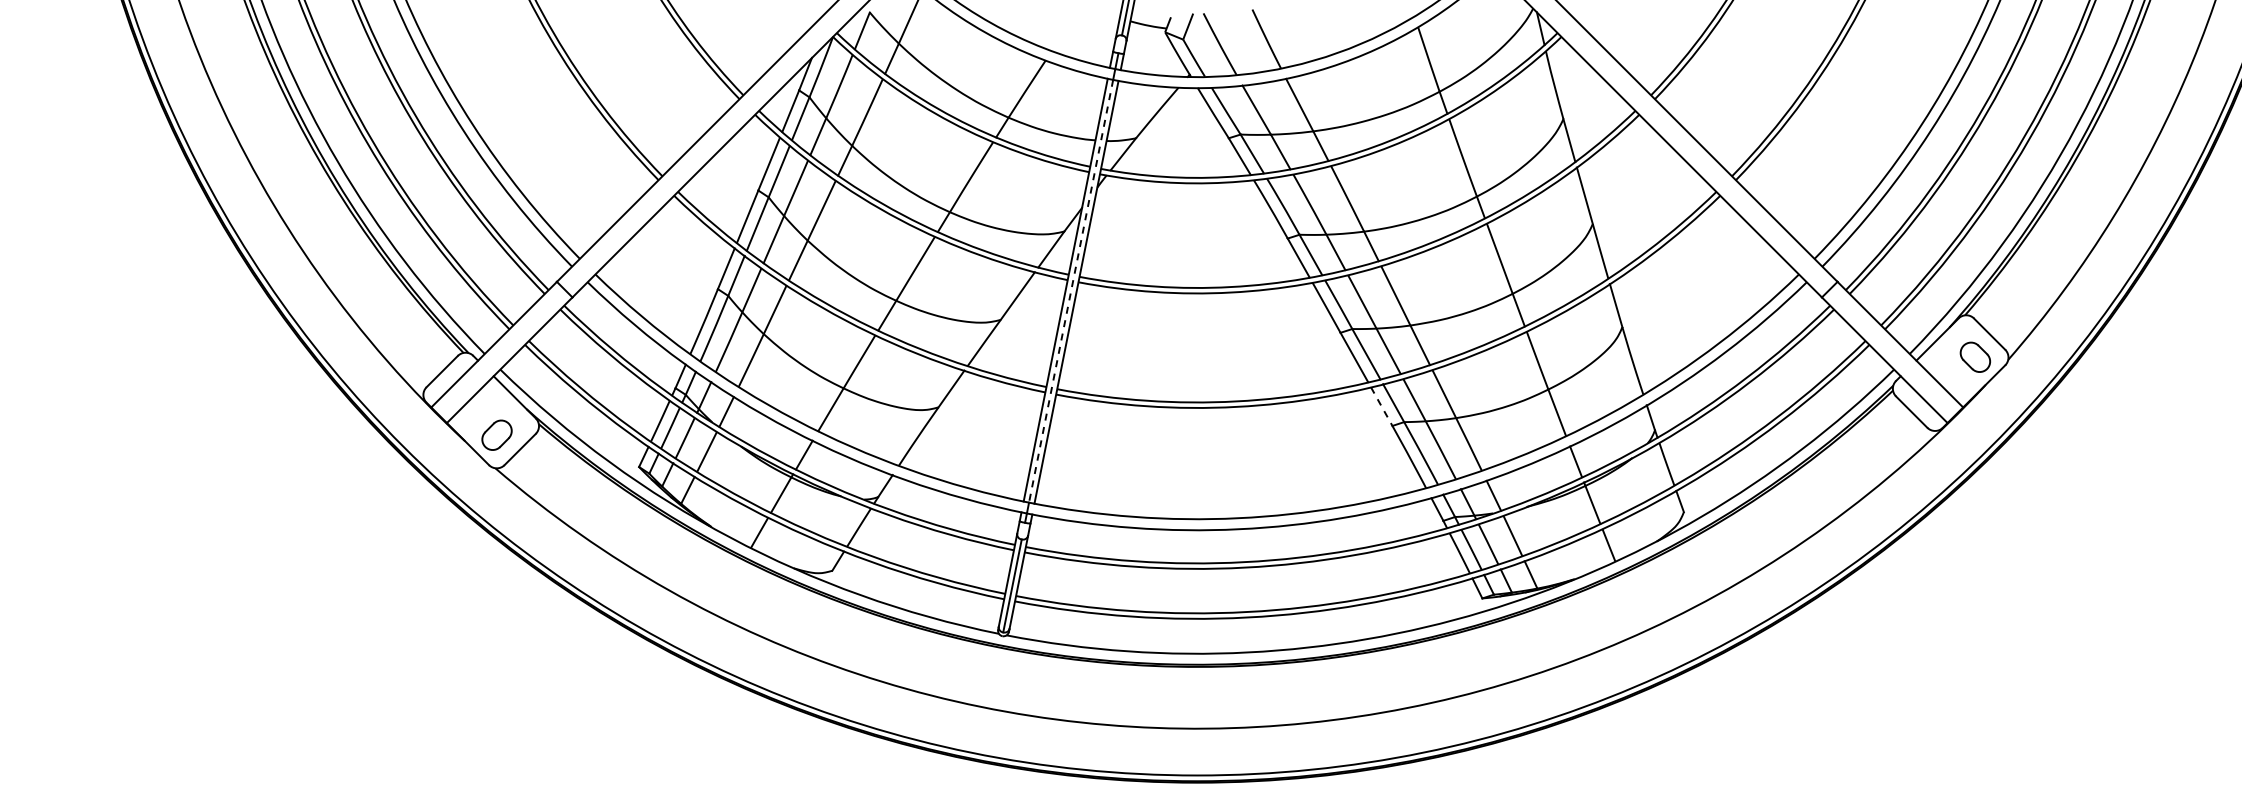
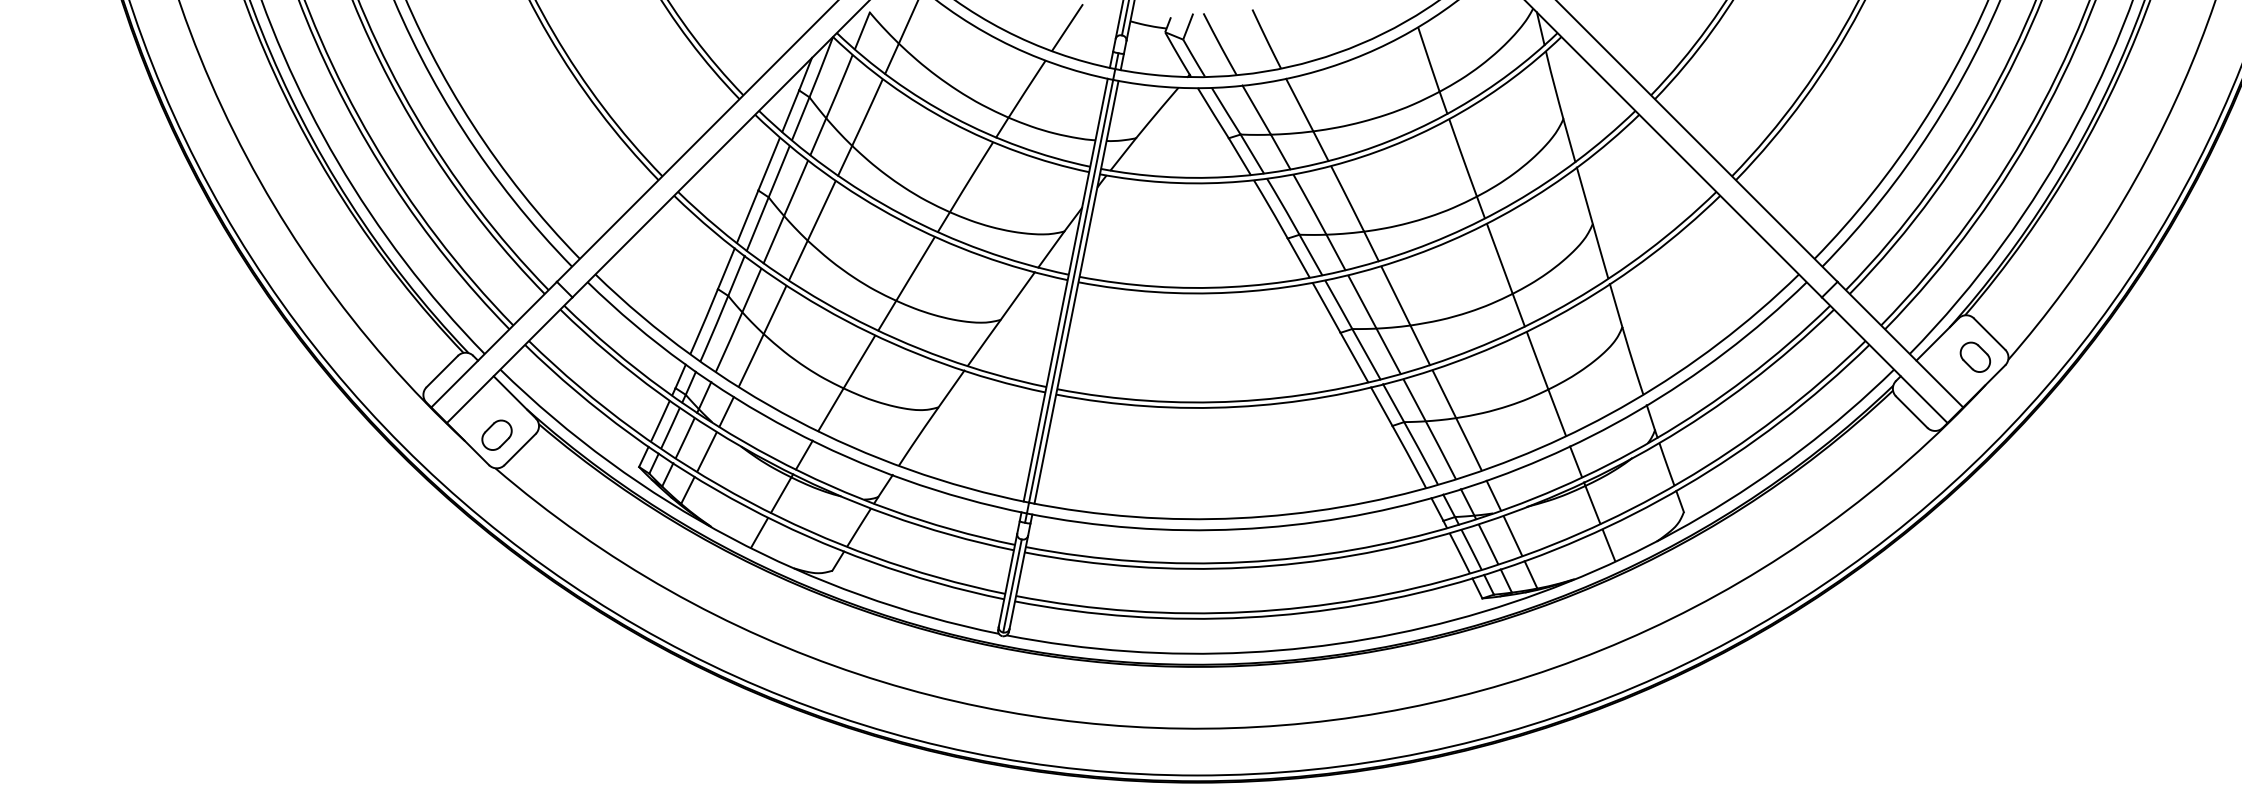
line: none -> present (1067, 27)
line: dashed -> solid (1071, 291)
line: dashed -> solid (1381, 407)
